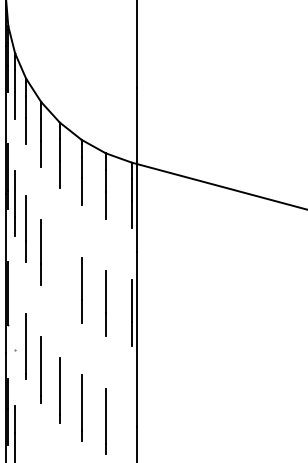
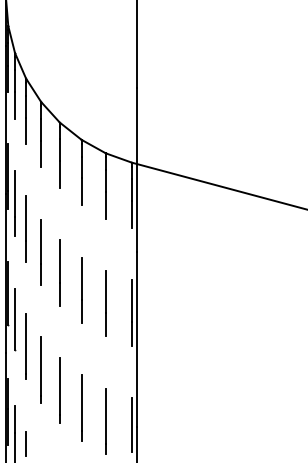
line: none -> present (59, 272)
line: none -> present (15, 319)
line: none -> present (132, 425)
line: none -> present (26, 443)
